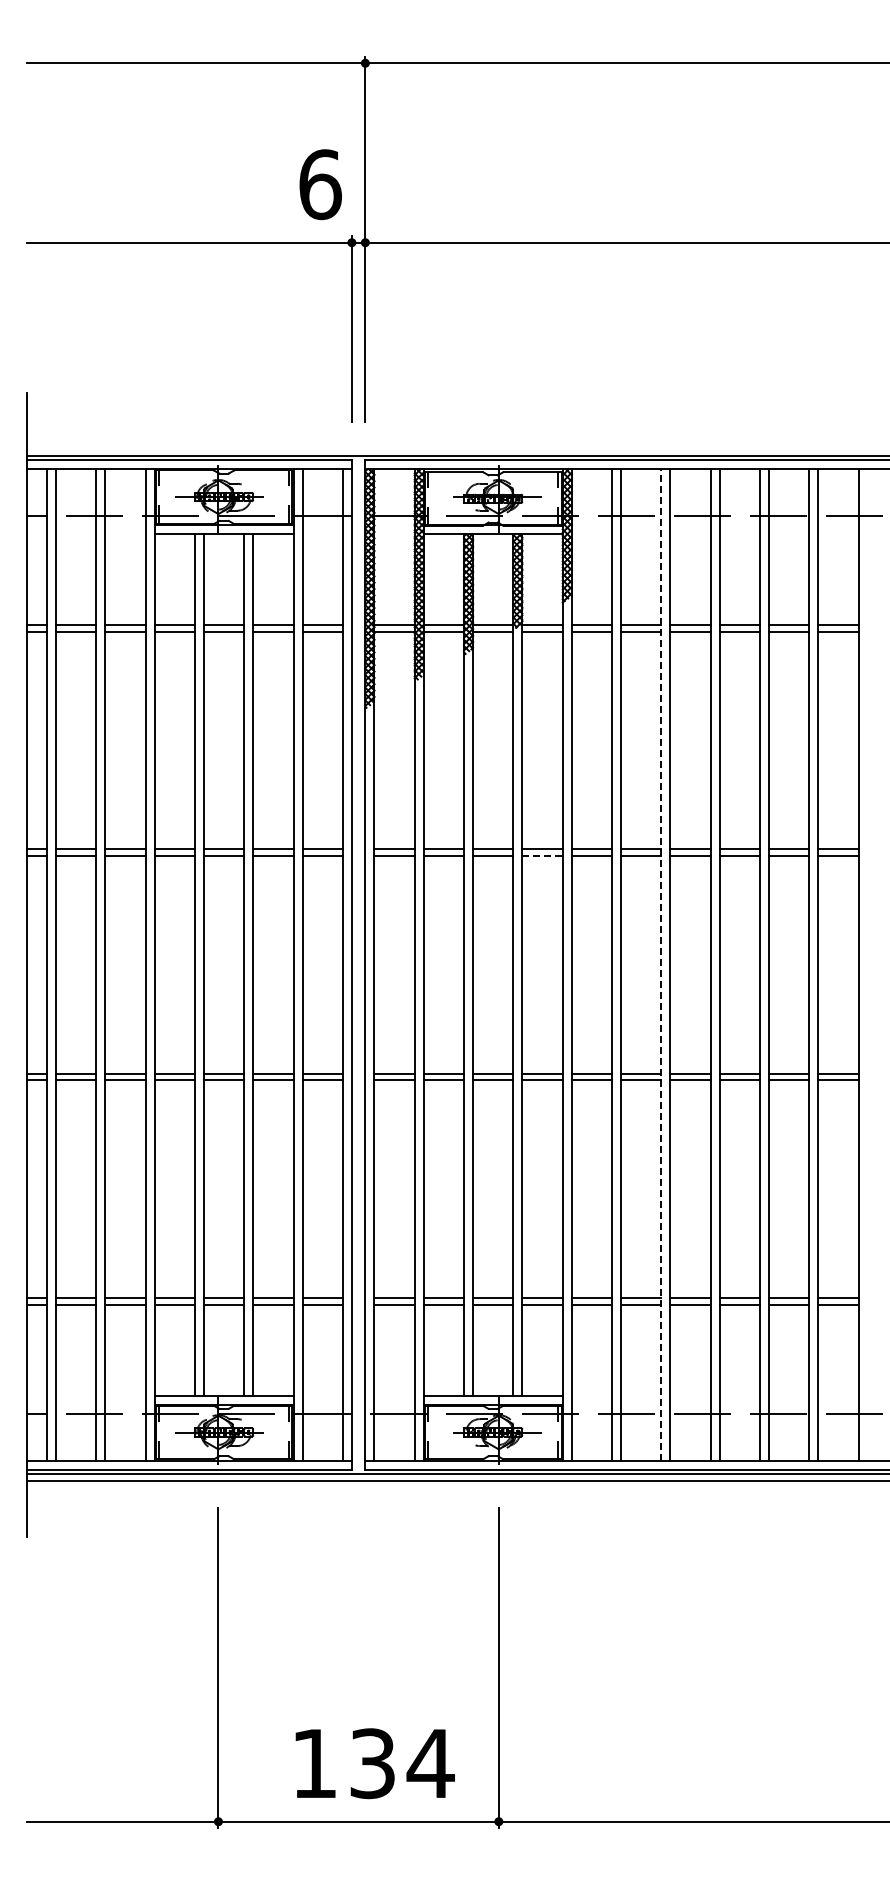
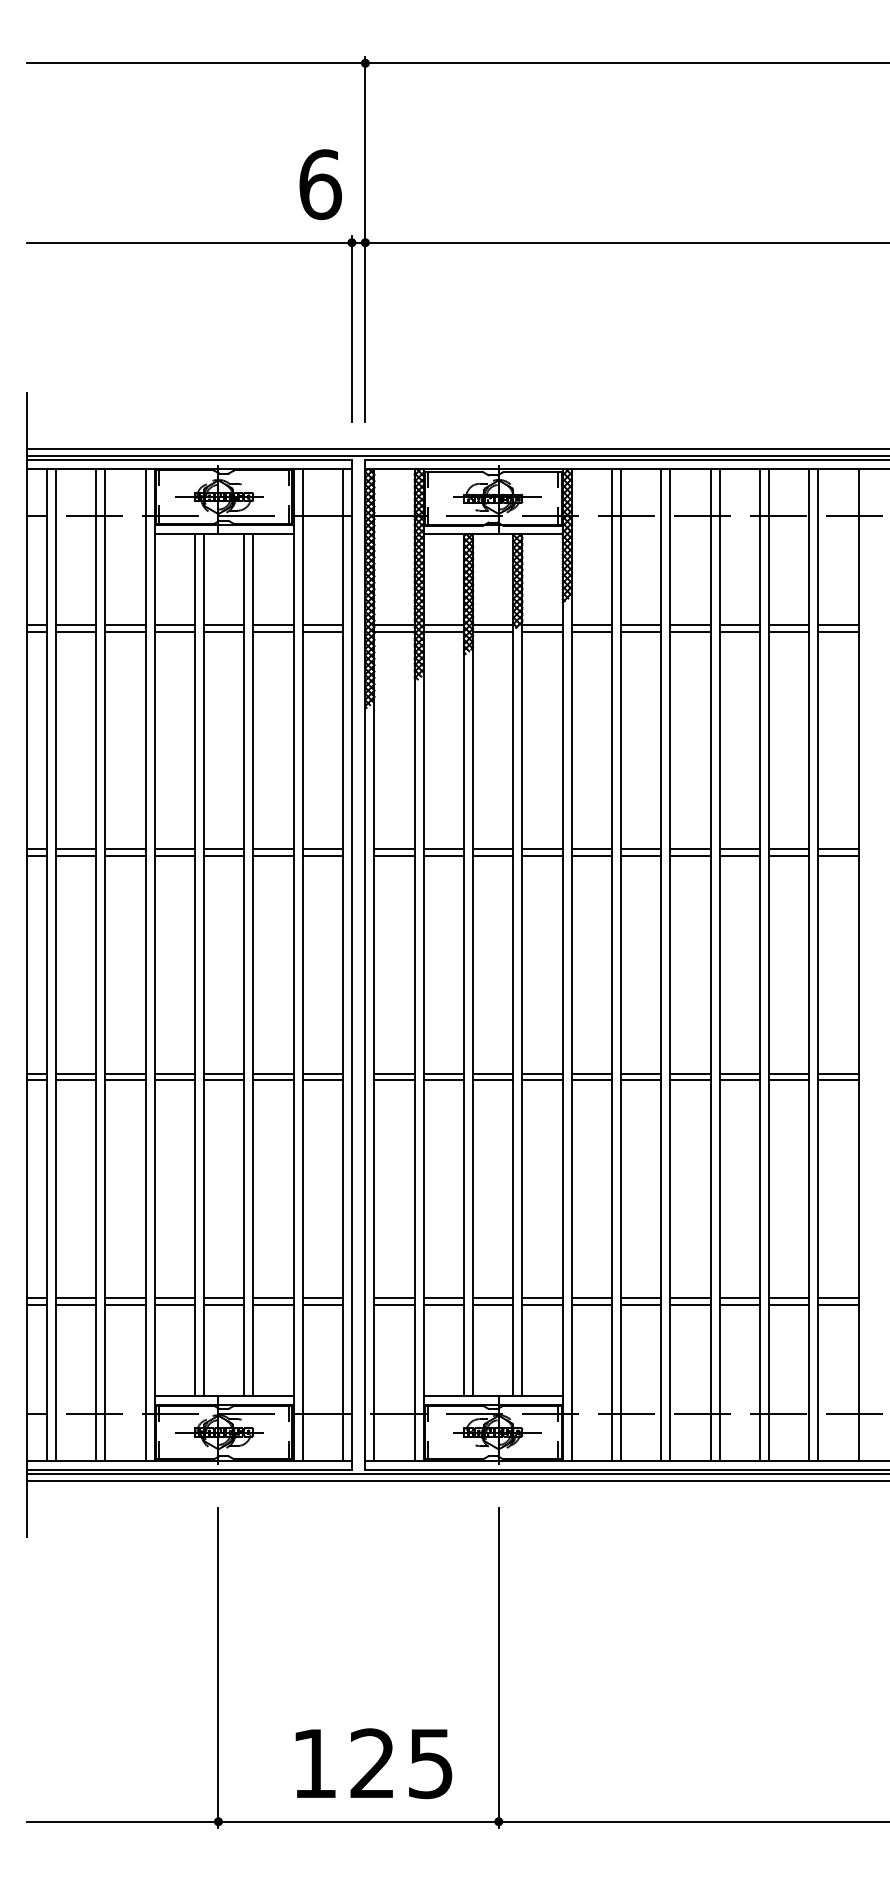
line: none -> present (456, 449)
line: dashed -> solid (543, 856)
line: dashed -> solid (661, 964)
text: 134 -> 125 (402, 1763)
